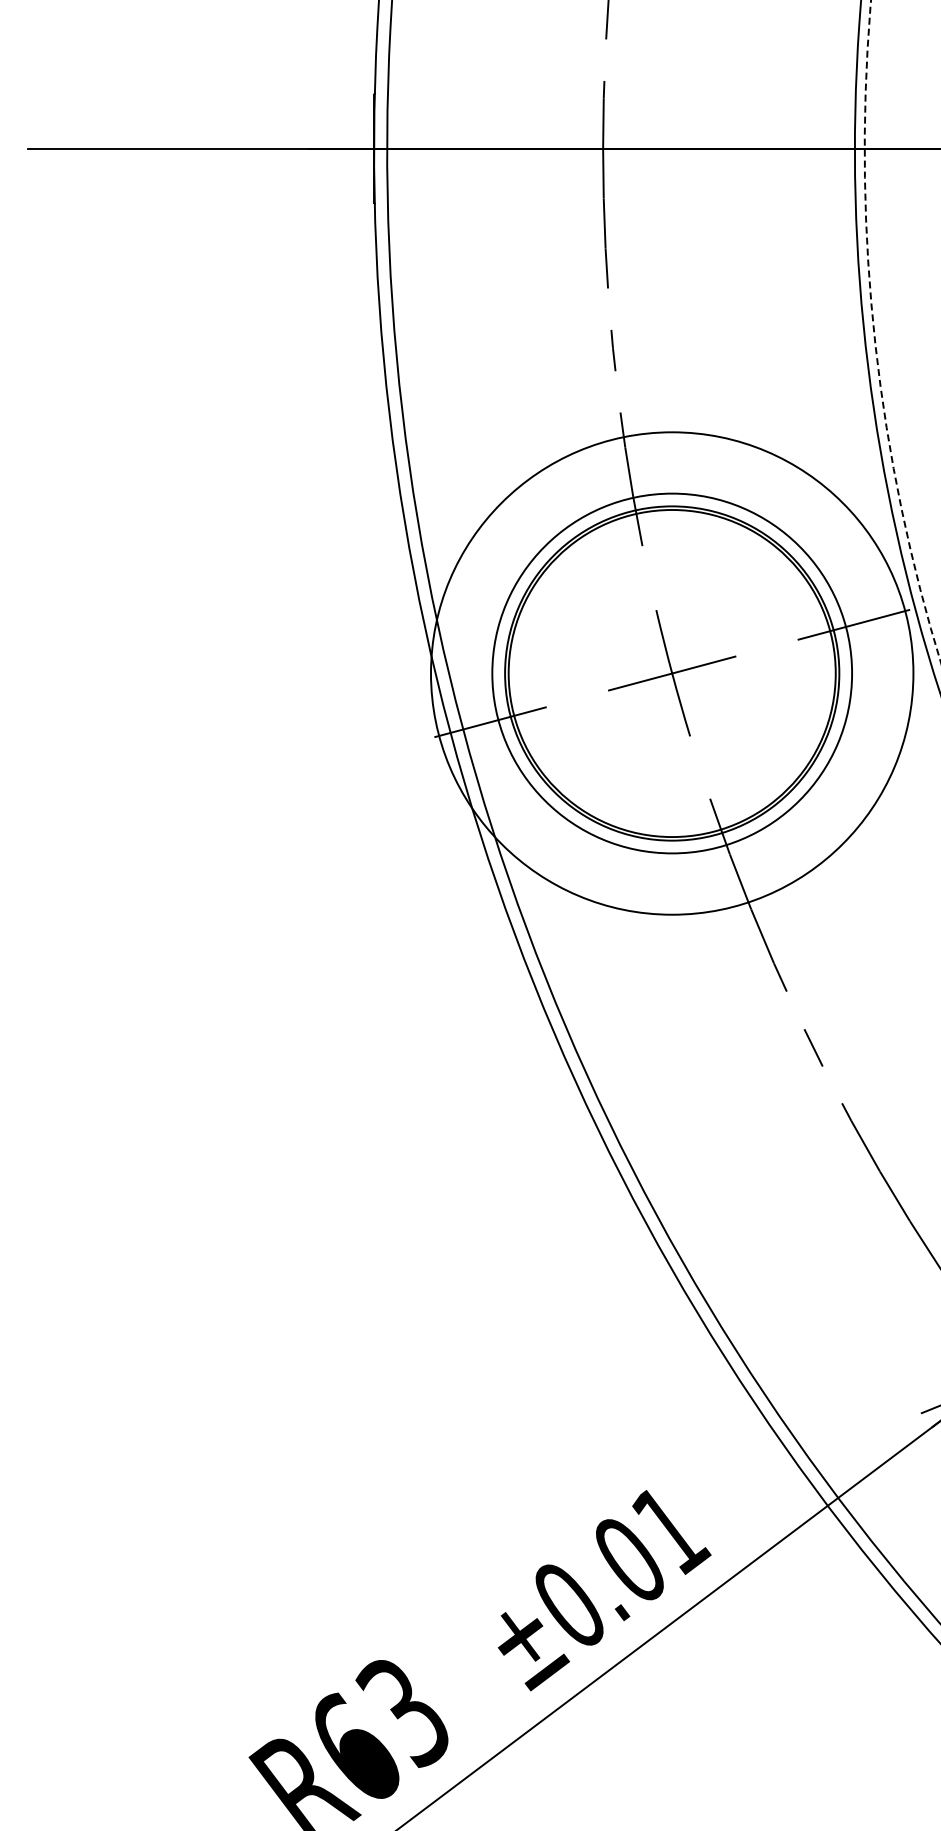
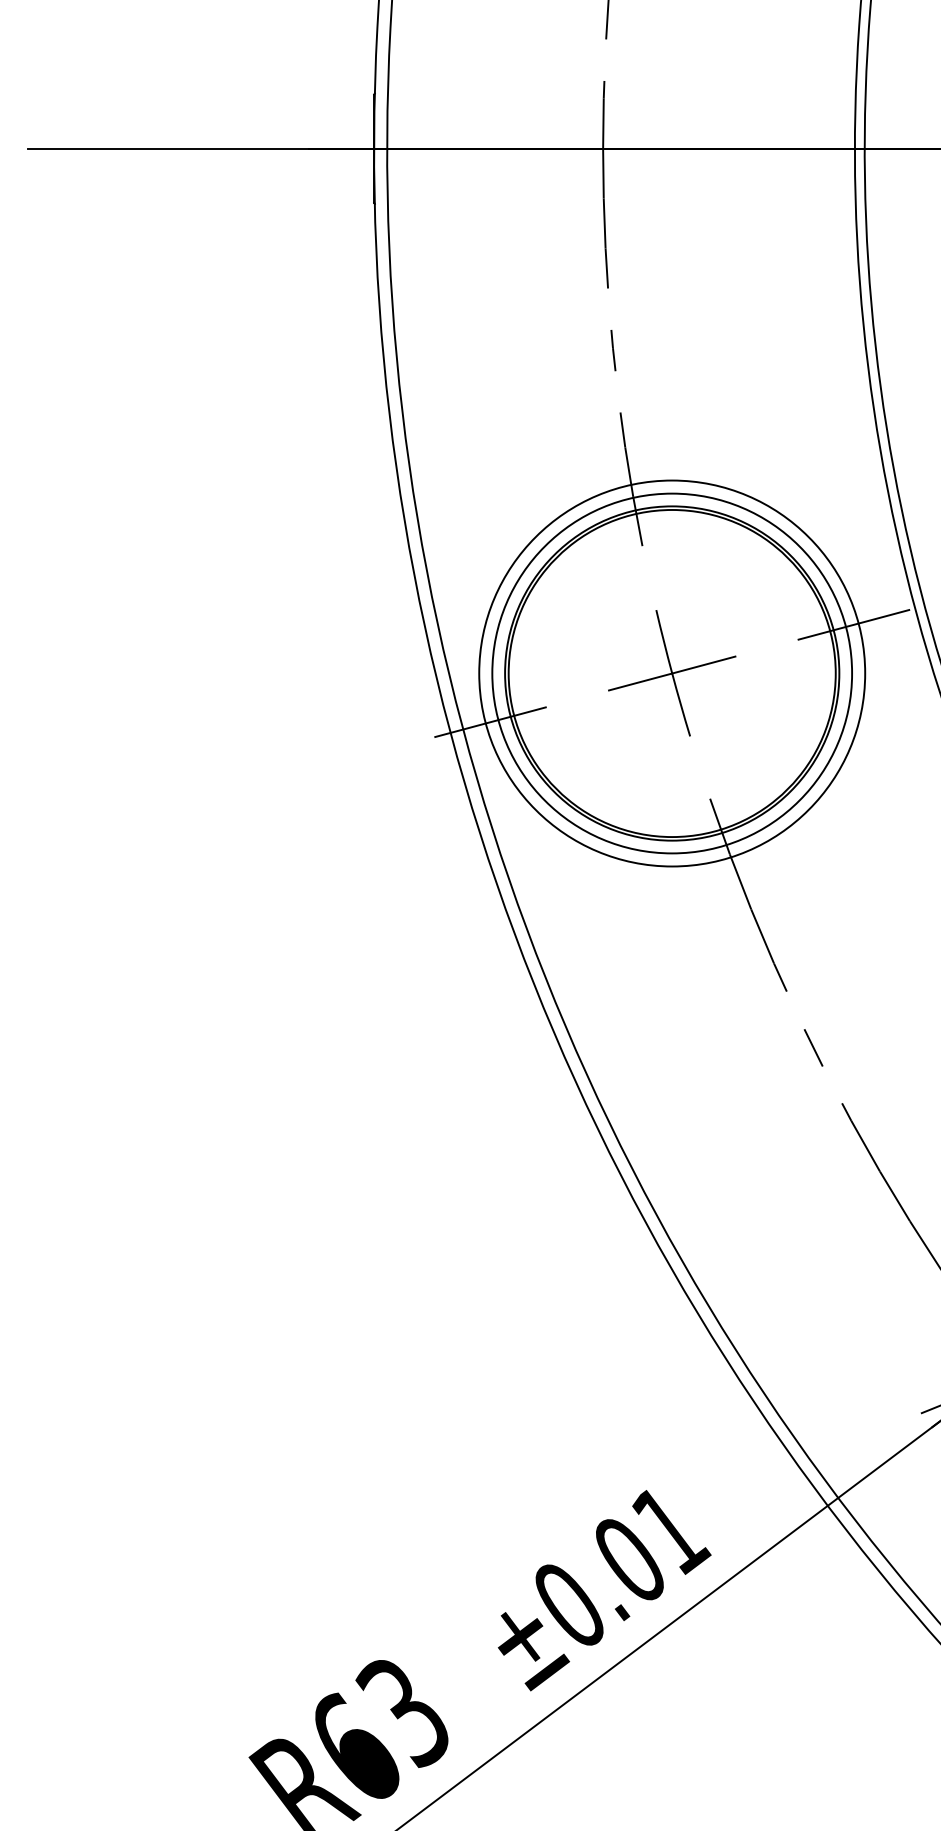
arc: dashed -> solid (874, 334)
circle diameter: 482 px -> 386 px (672, 673)
